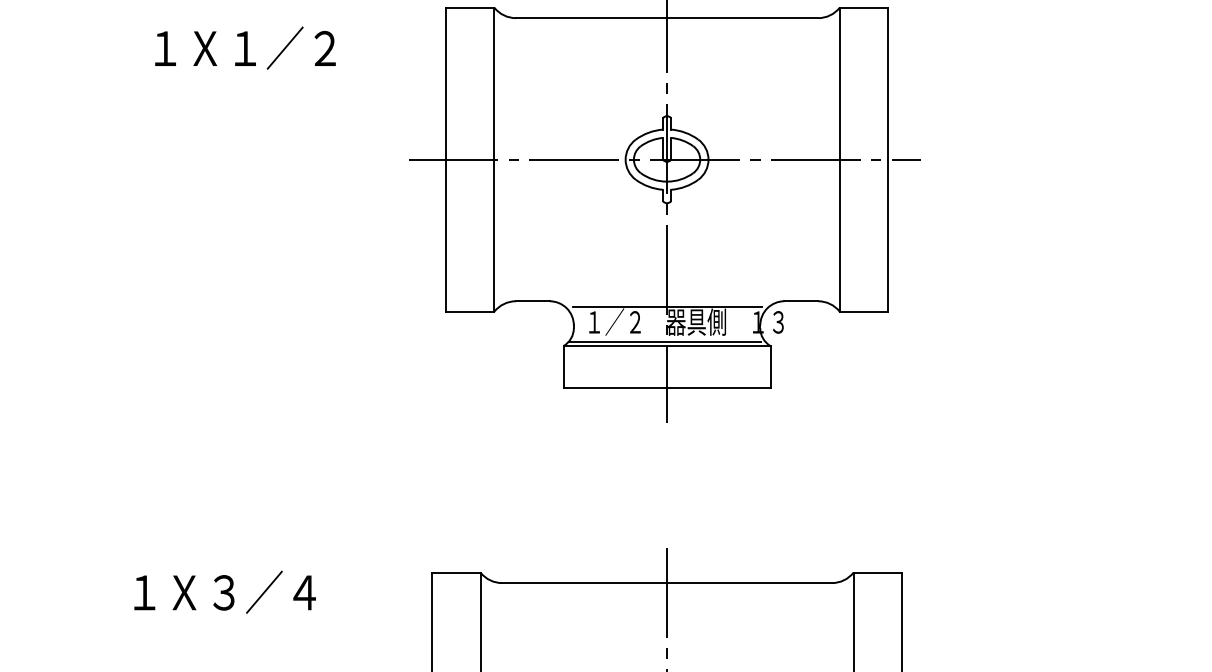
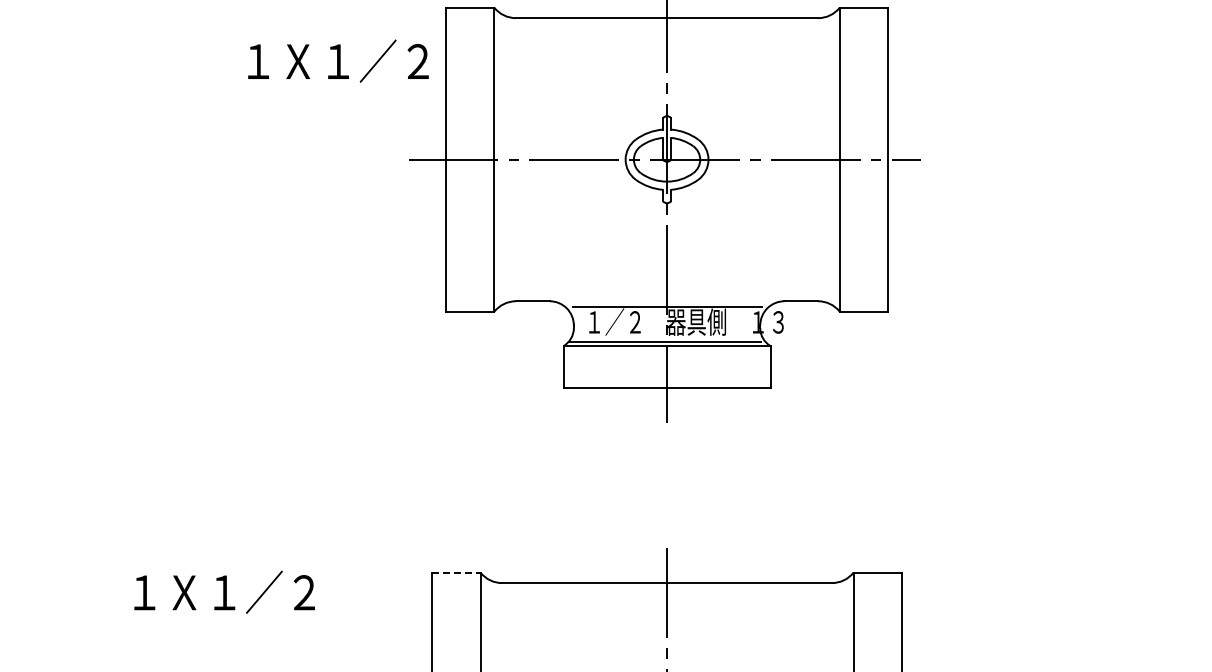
text position: (245, 47) -> (338, 60) (338, 60)
line: solid -> dashed (456, 572)
text: １Ｘ３／４ -> １Ｘ１／２ (264, 592)
